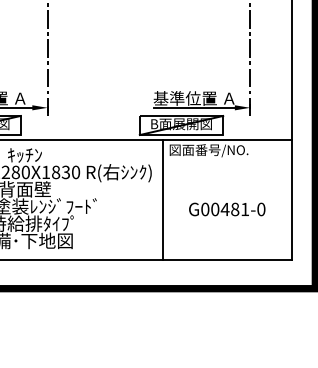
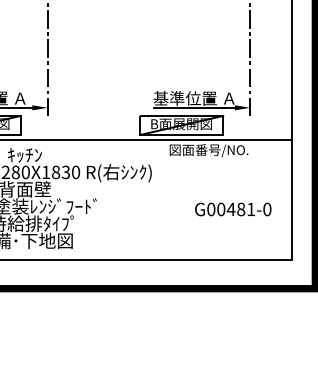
line: present -> none (162, 199)
text position: (227, 209) -> (233, 209) (233, 209)
